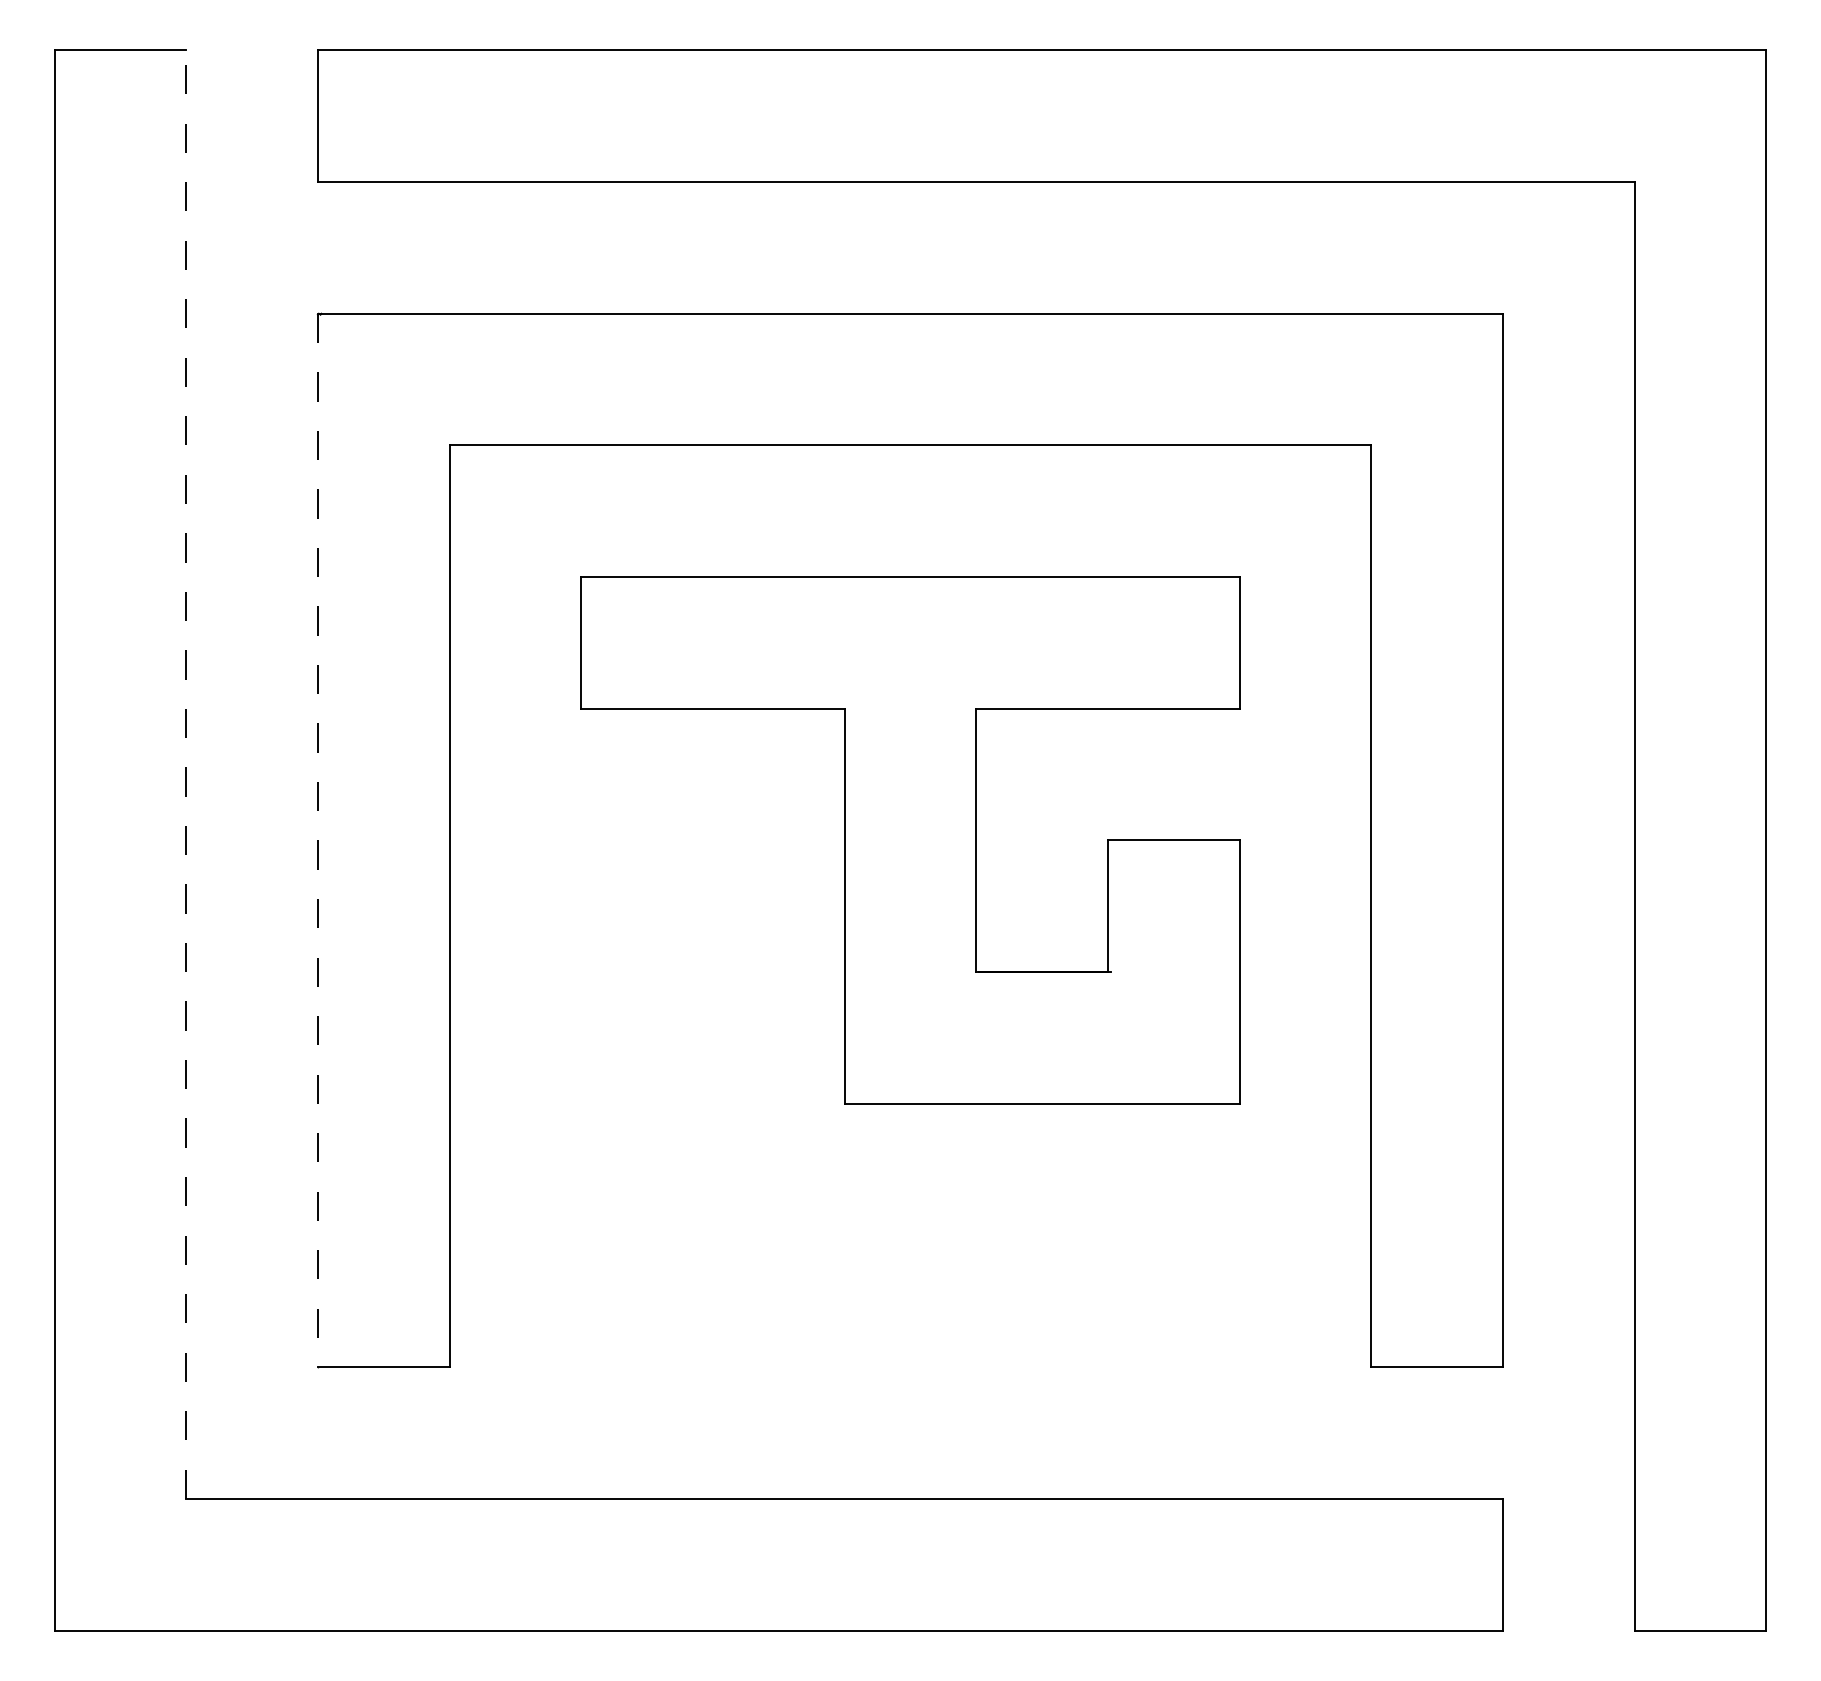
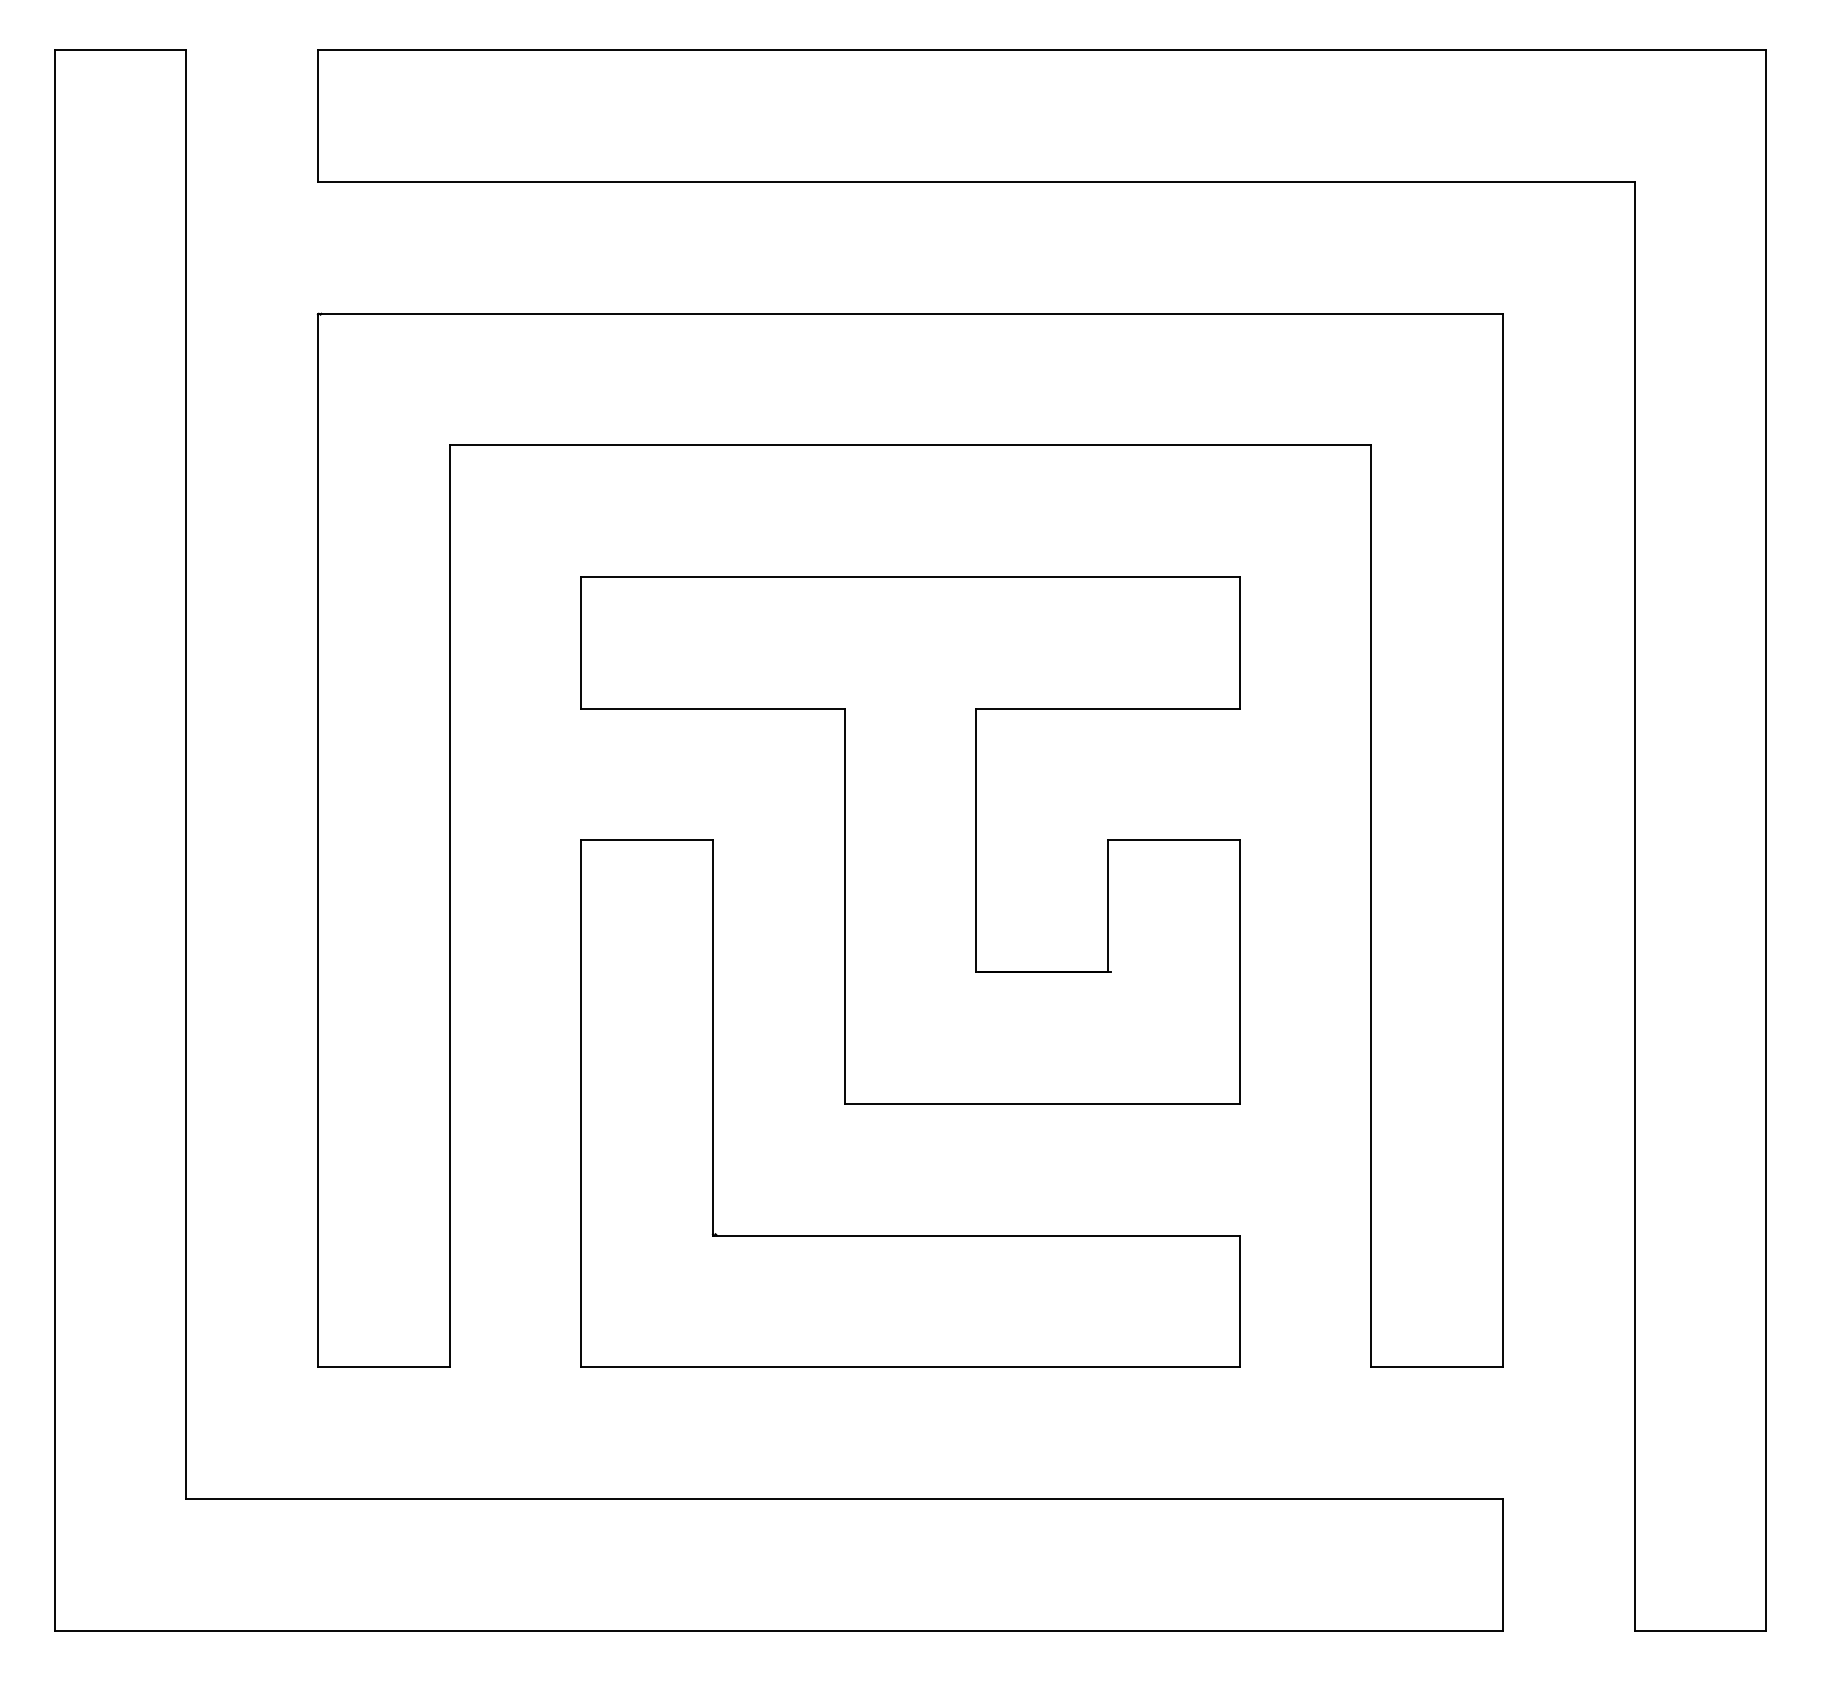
line: dashed -> solid (186, 774)
line: dashed -> solid (317, 840)
part: none -> present (910, 1235)
